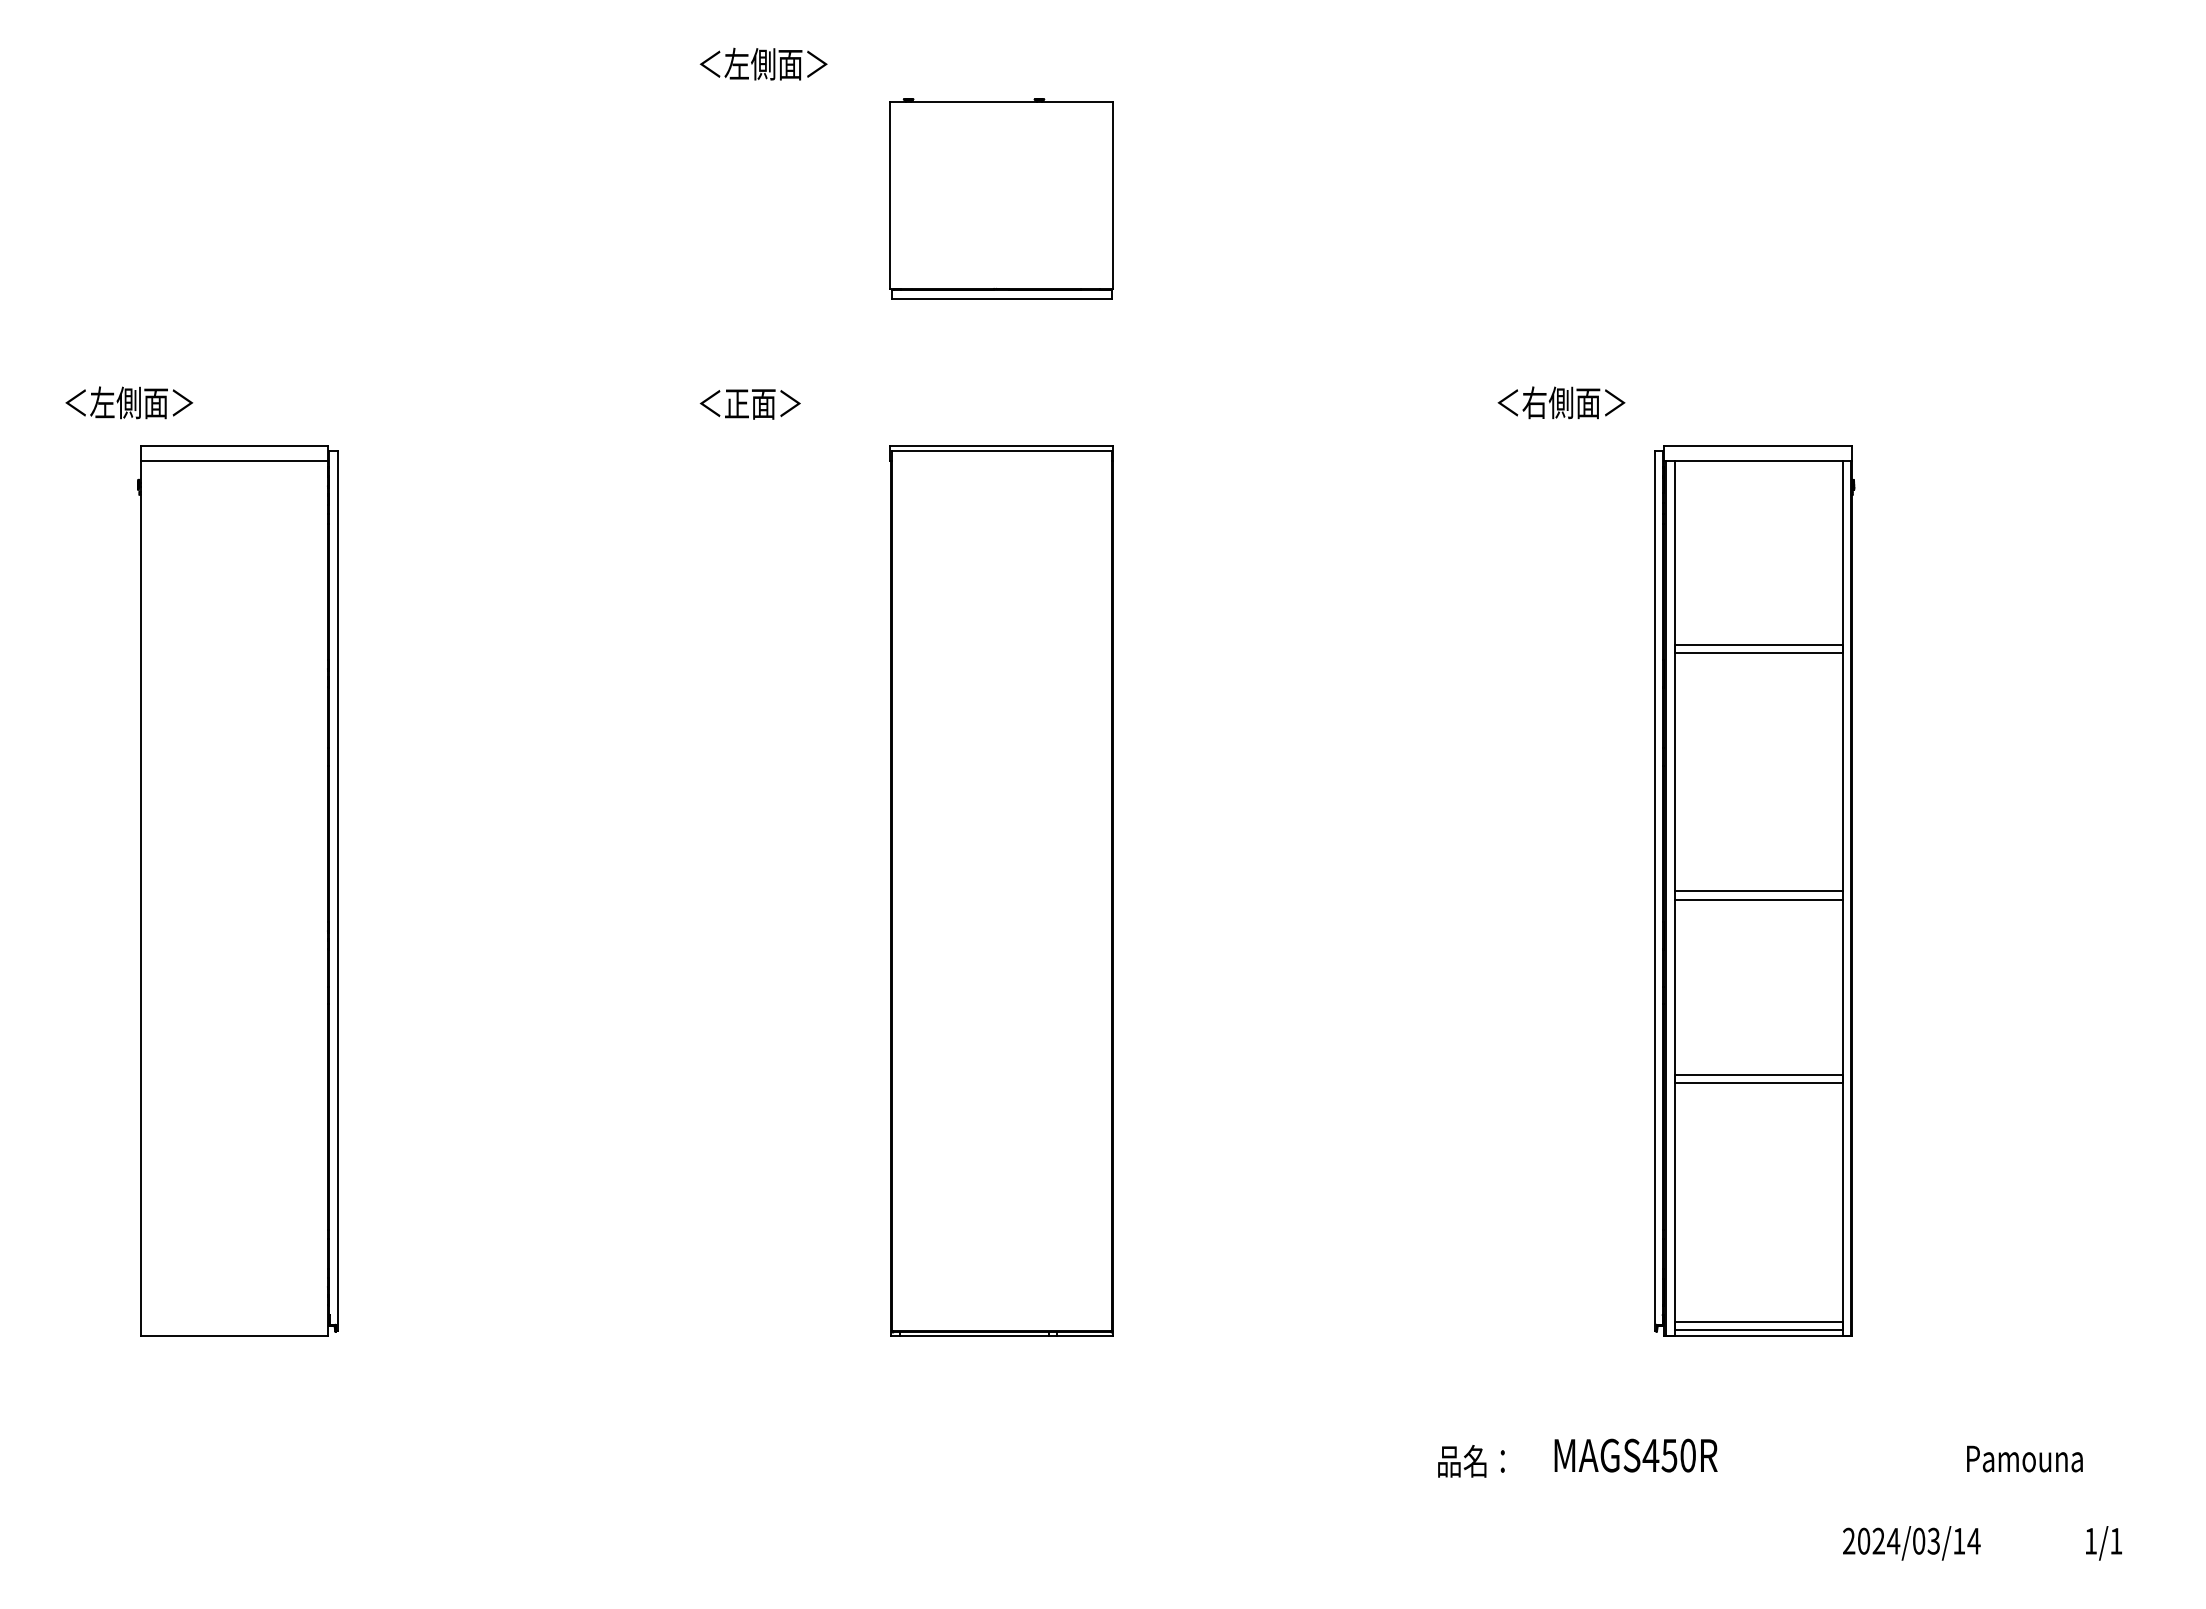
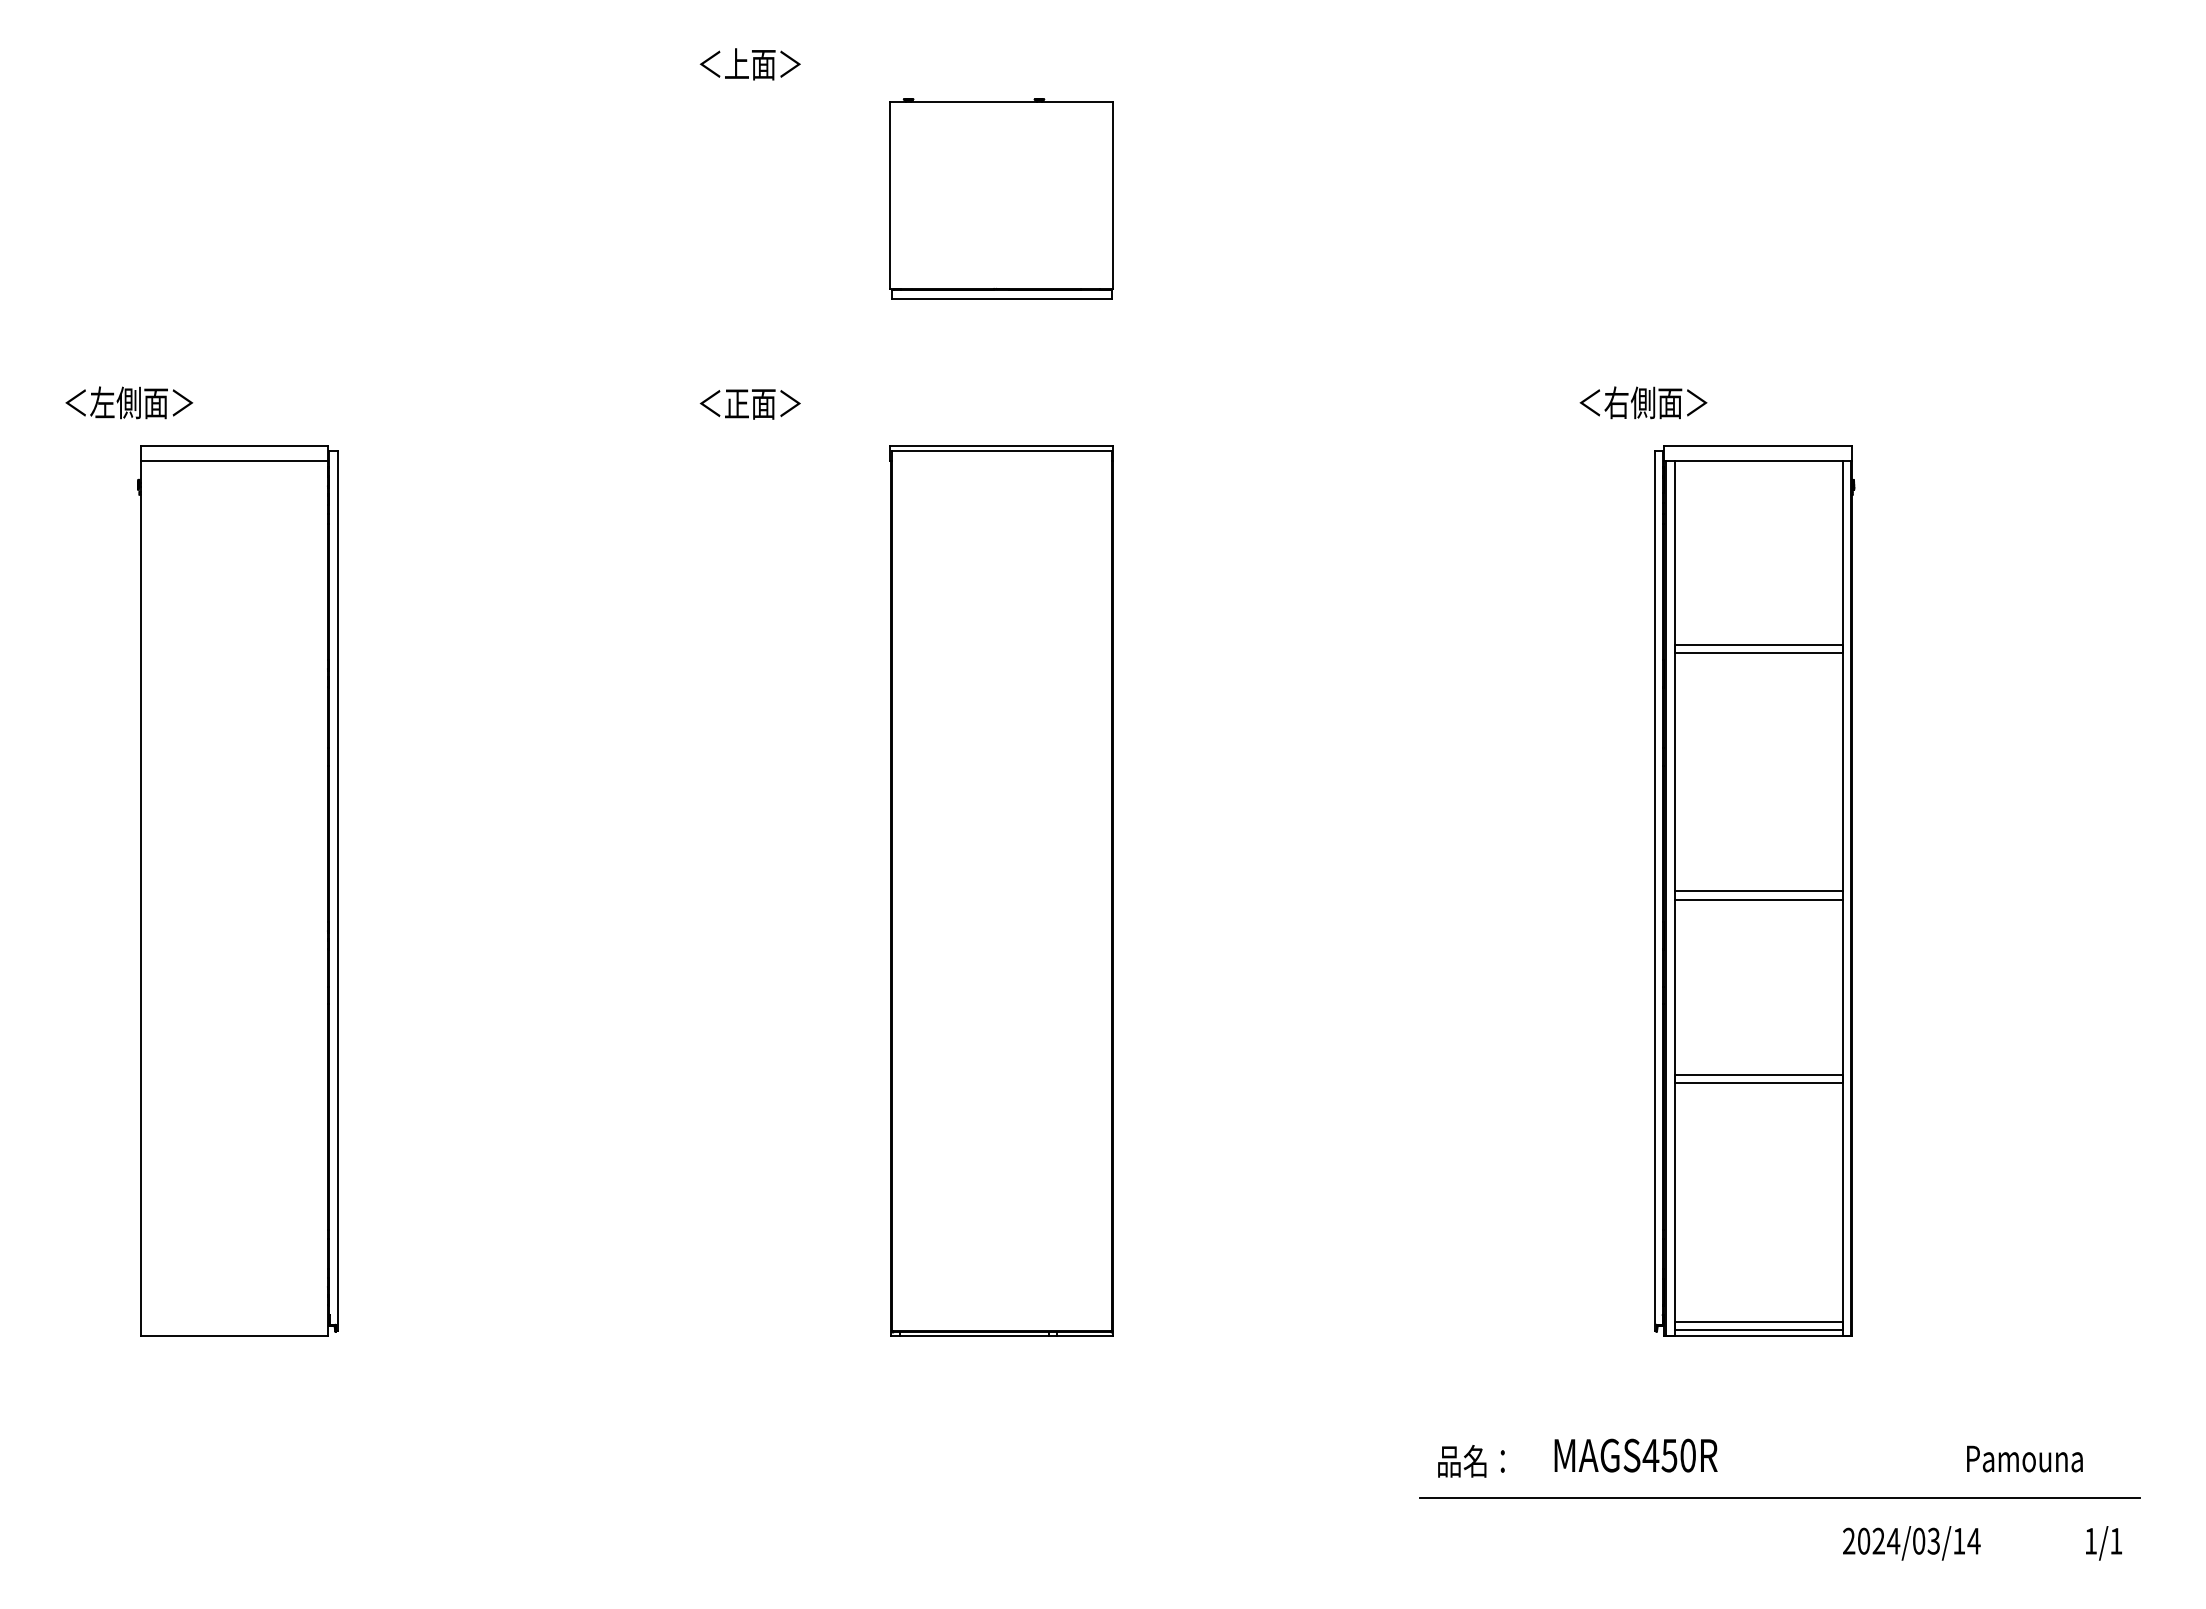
text: ＜左側面＞ -> ＜上面＞ (775, 63)
text position: (1561, 402) -> (1643, 402) (1643, 402)
line: none -> present (1779, 1498)
